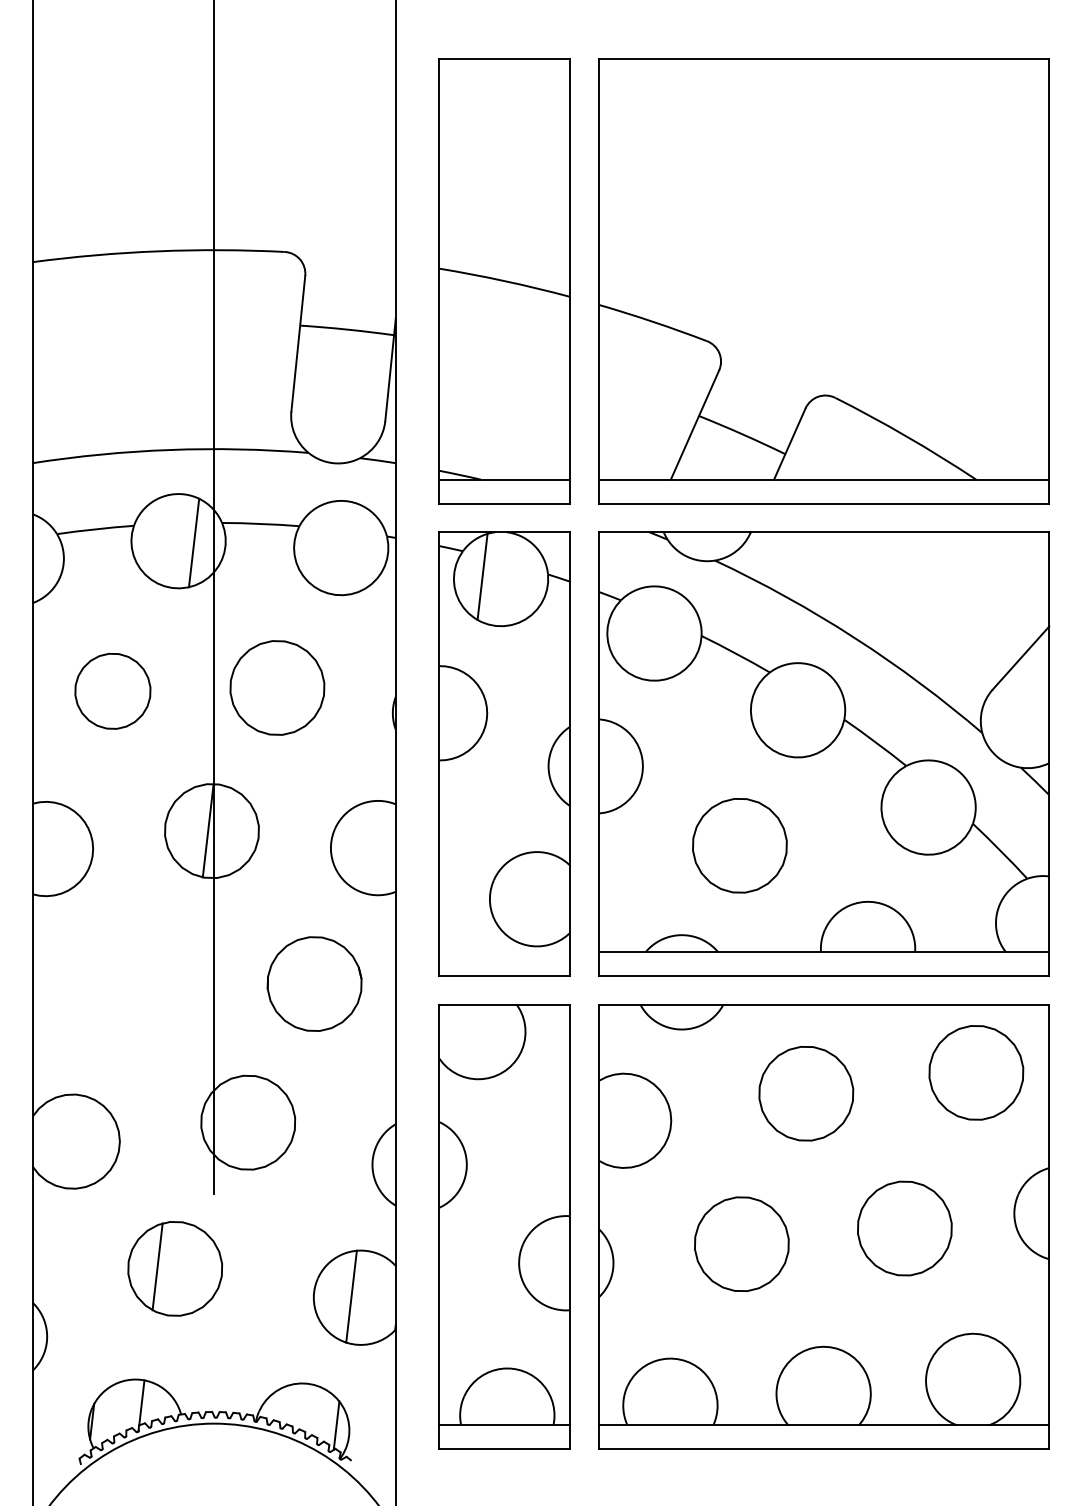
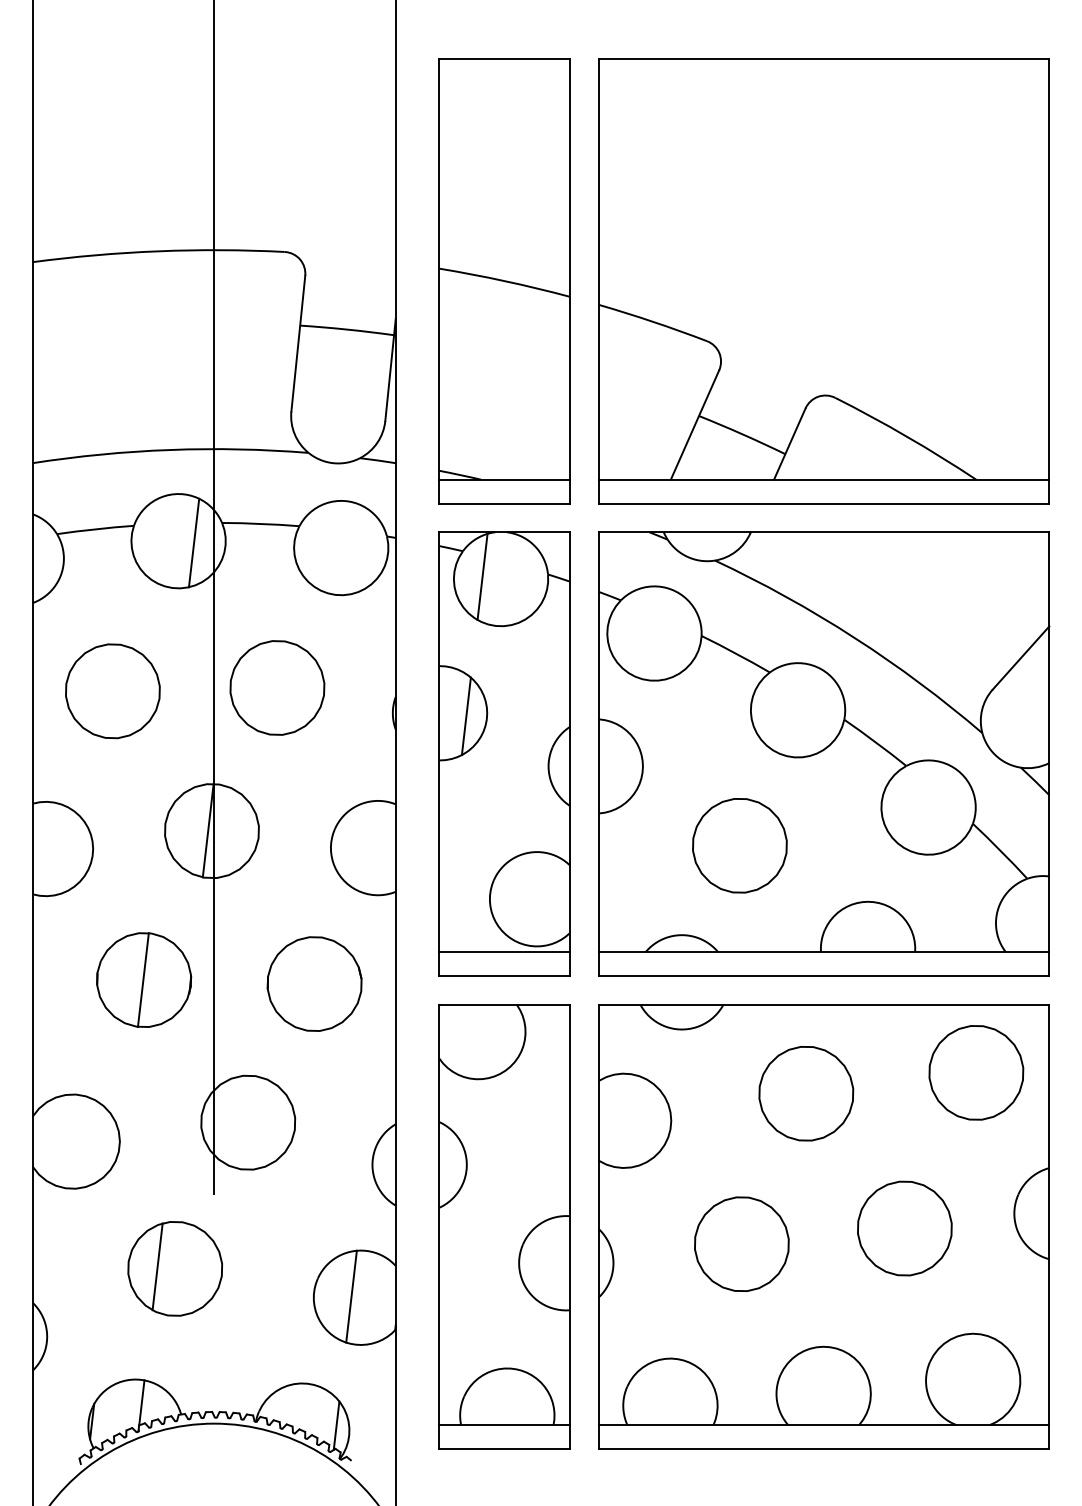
part size: 78x78 px -> 96x97 px (112, 691)
line: none -> present (465, 716)
line: none -> present (504, 952)
part: none -> present (144, 979)
